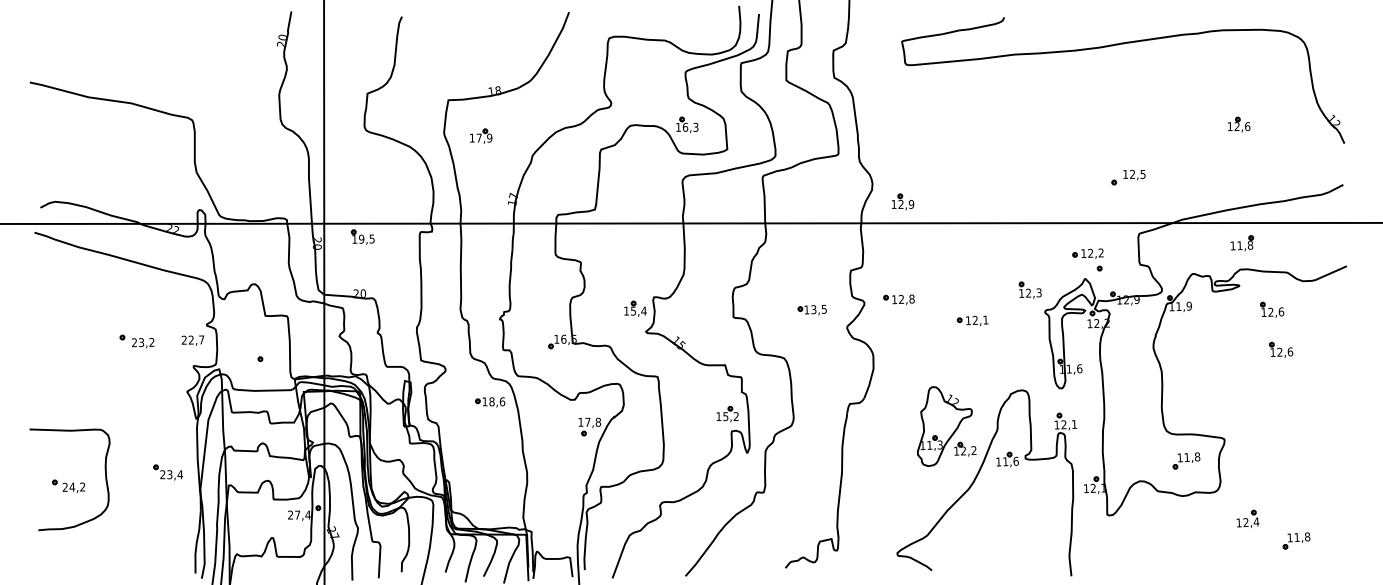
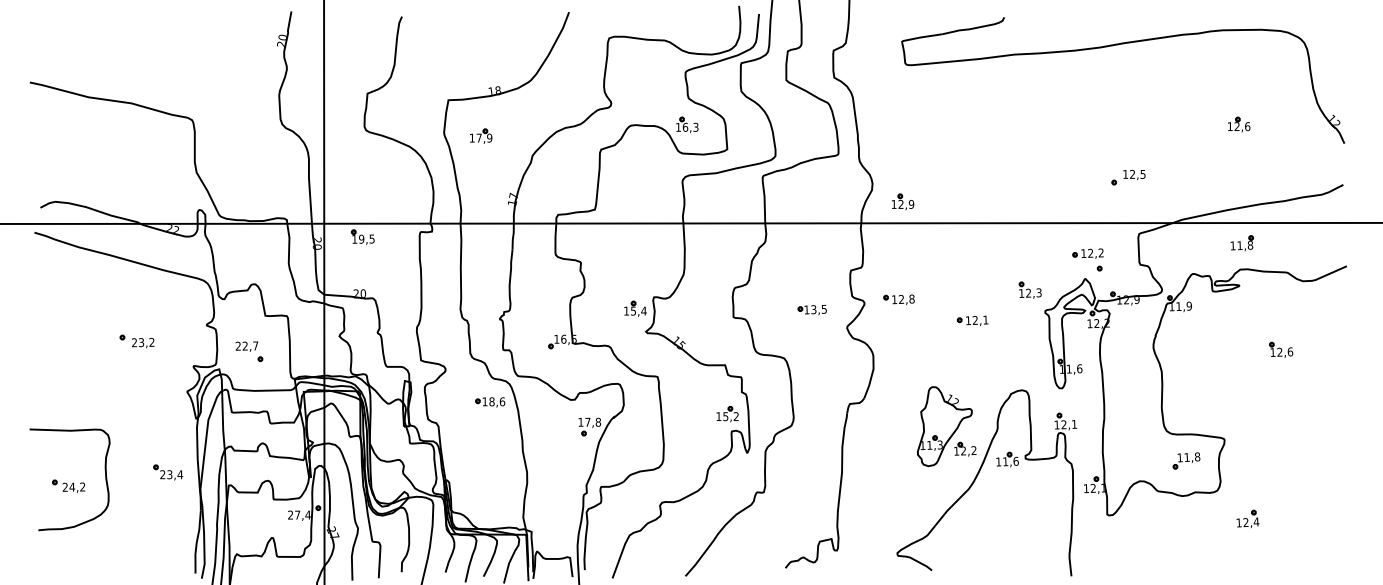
part: present -> none (1272, 309)
text position: (192, 340) -> (246, 346) (246, 346)
part: present -> none (1296, 540)
